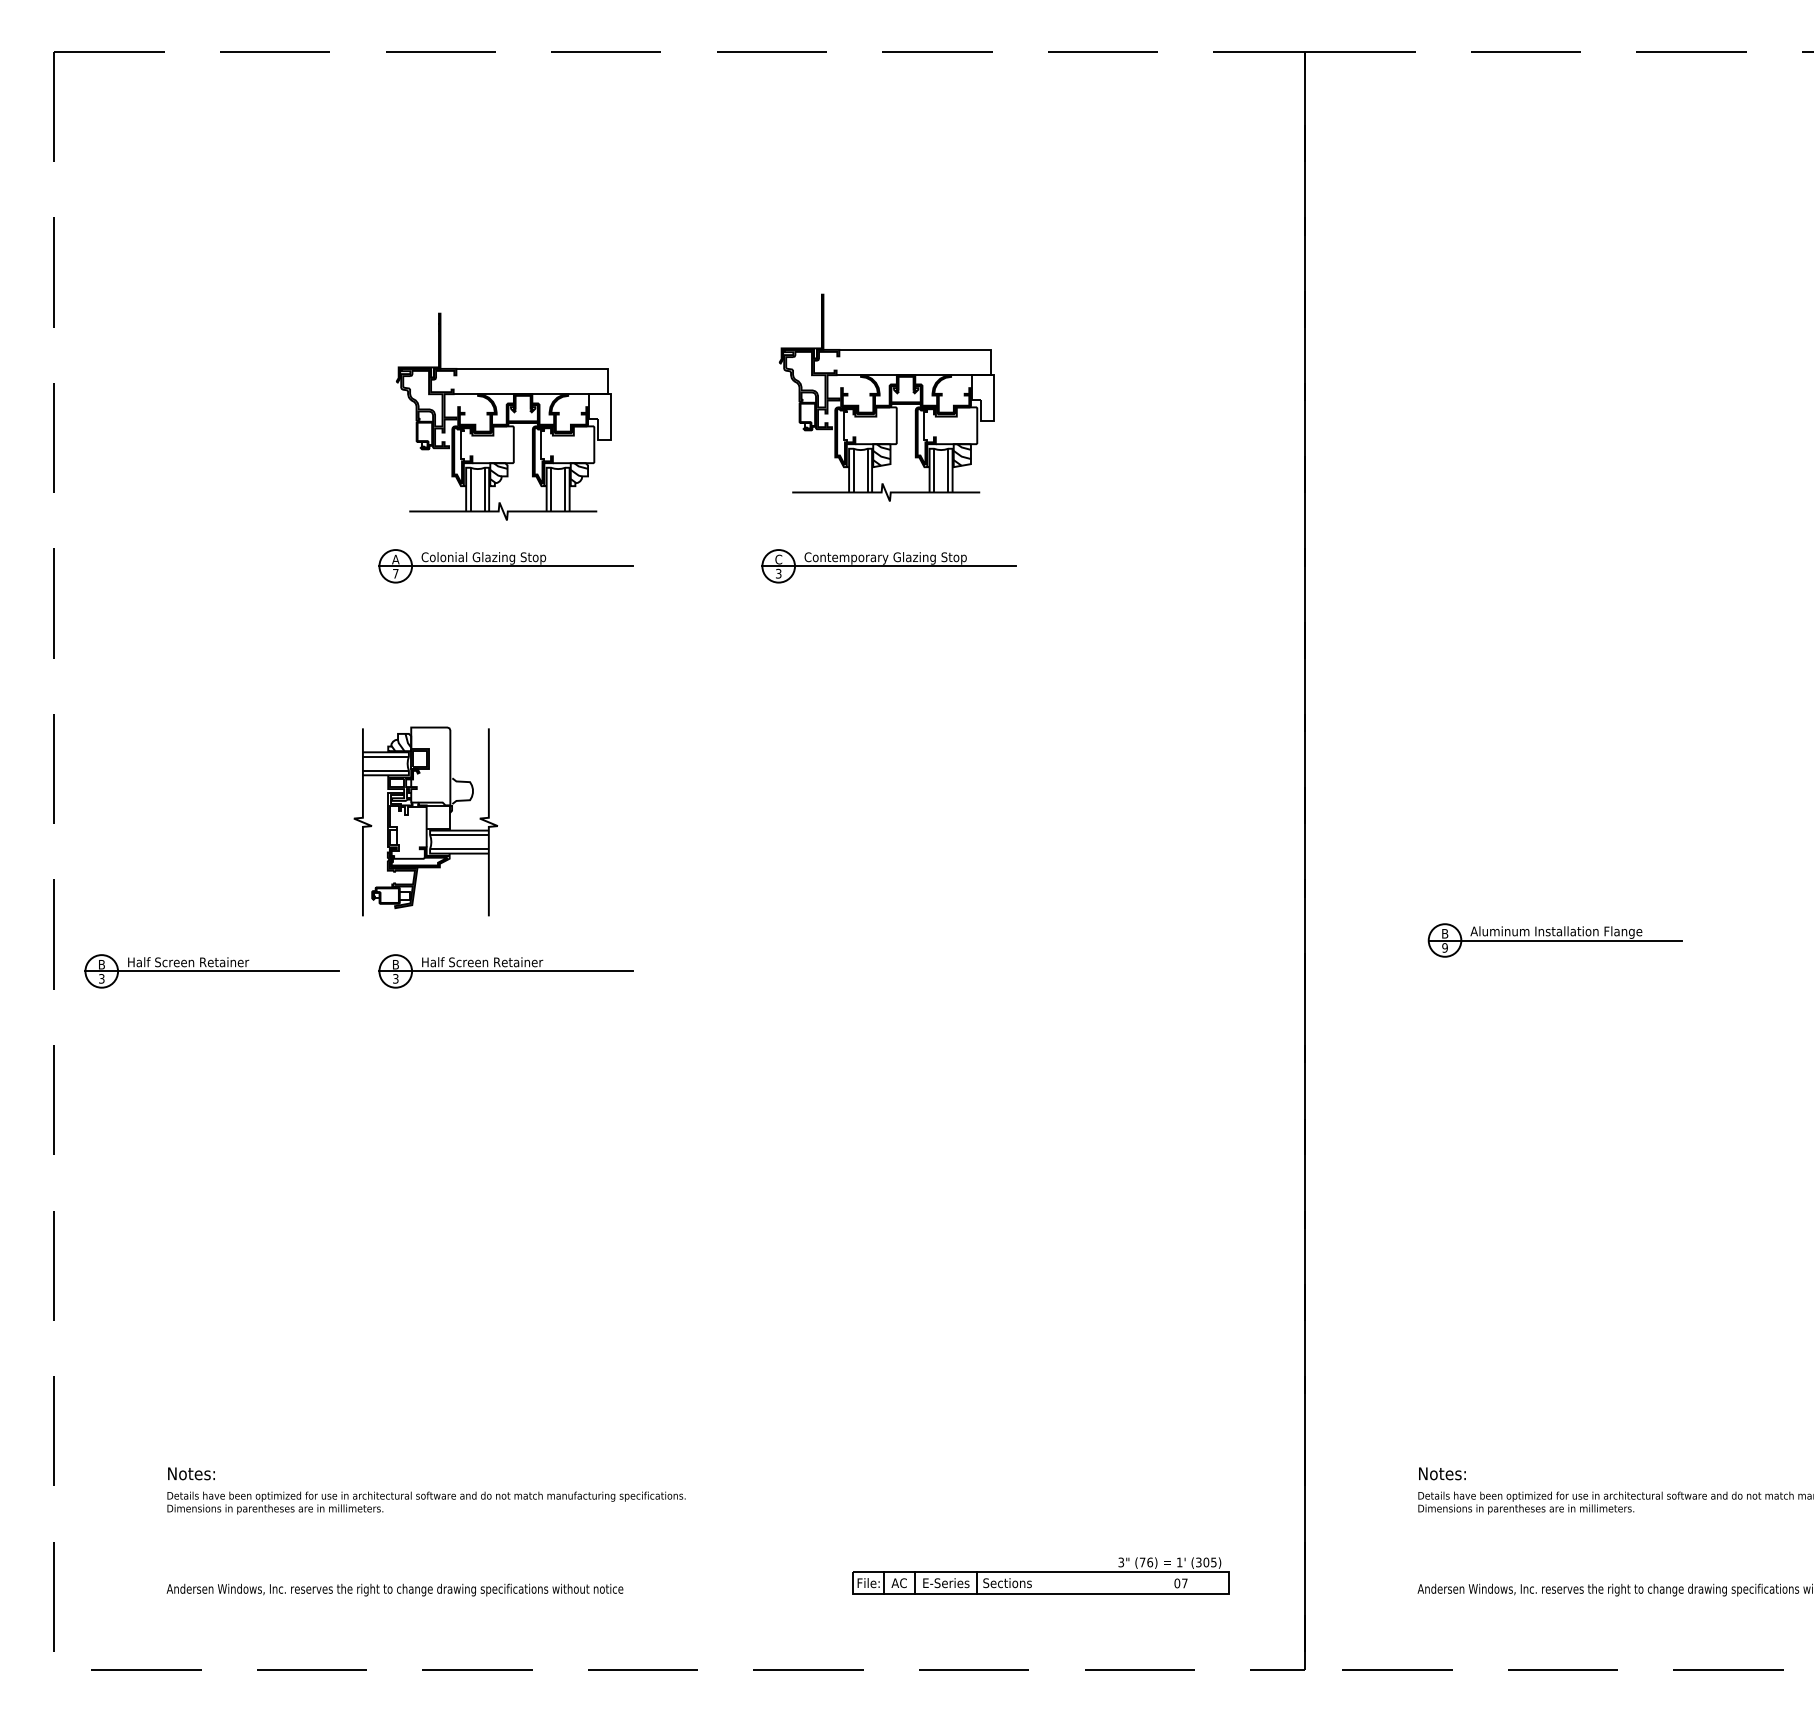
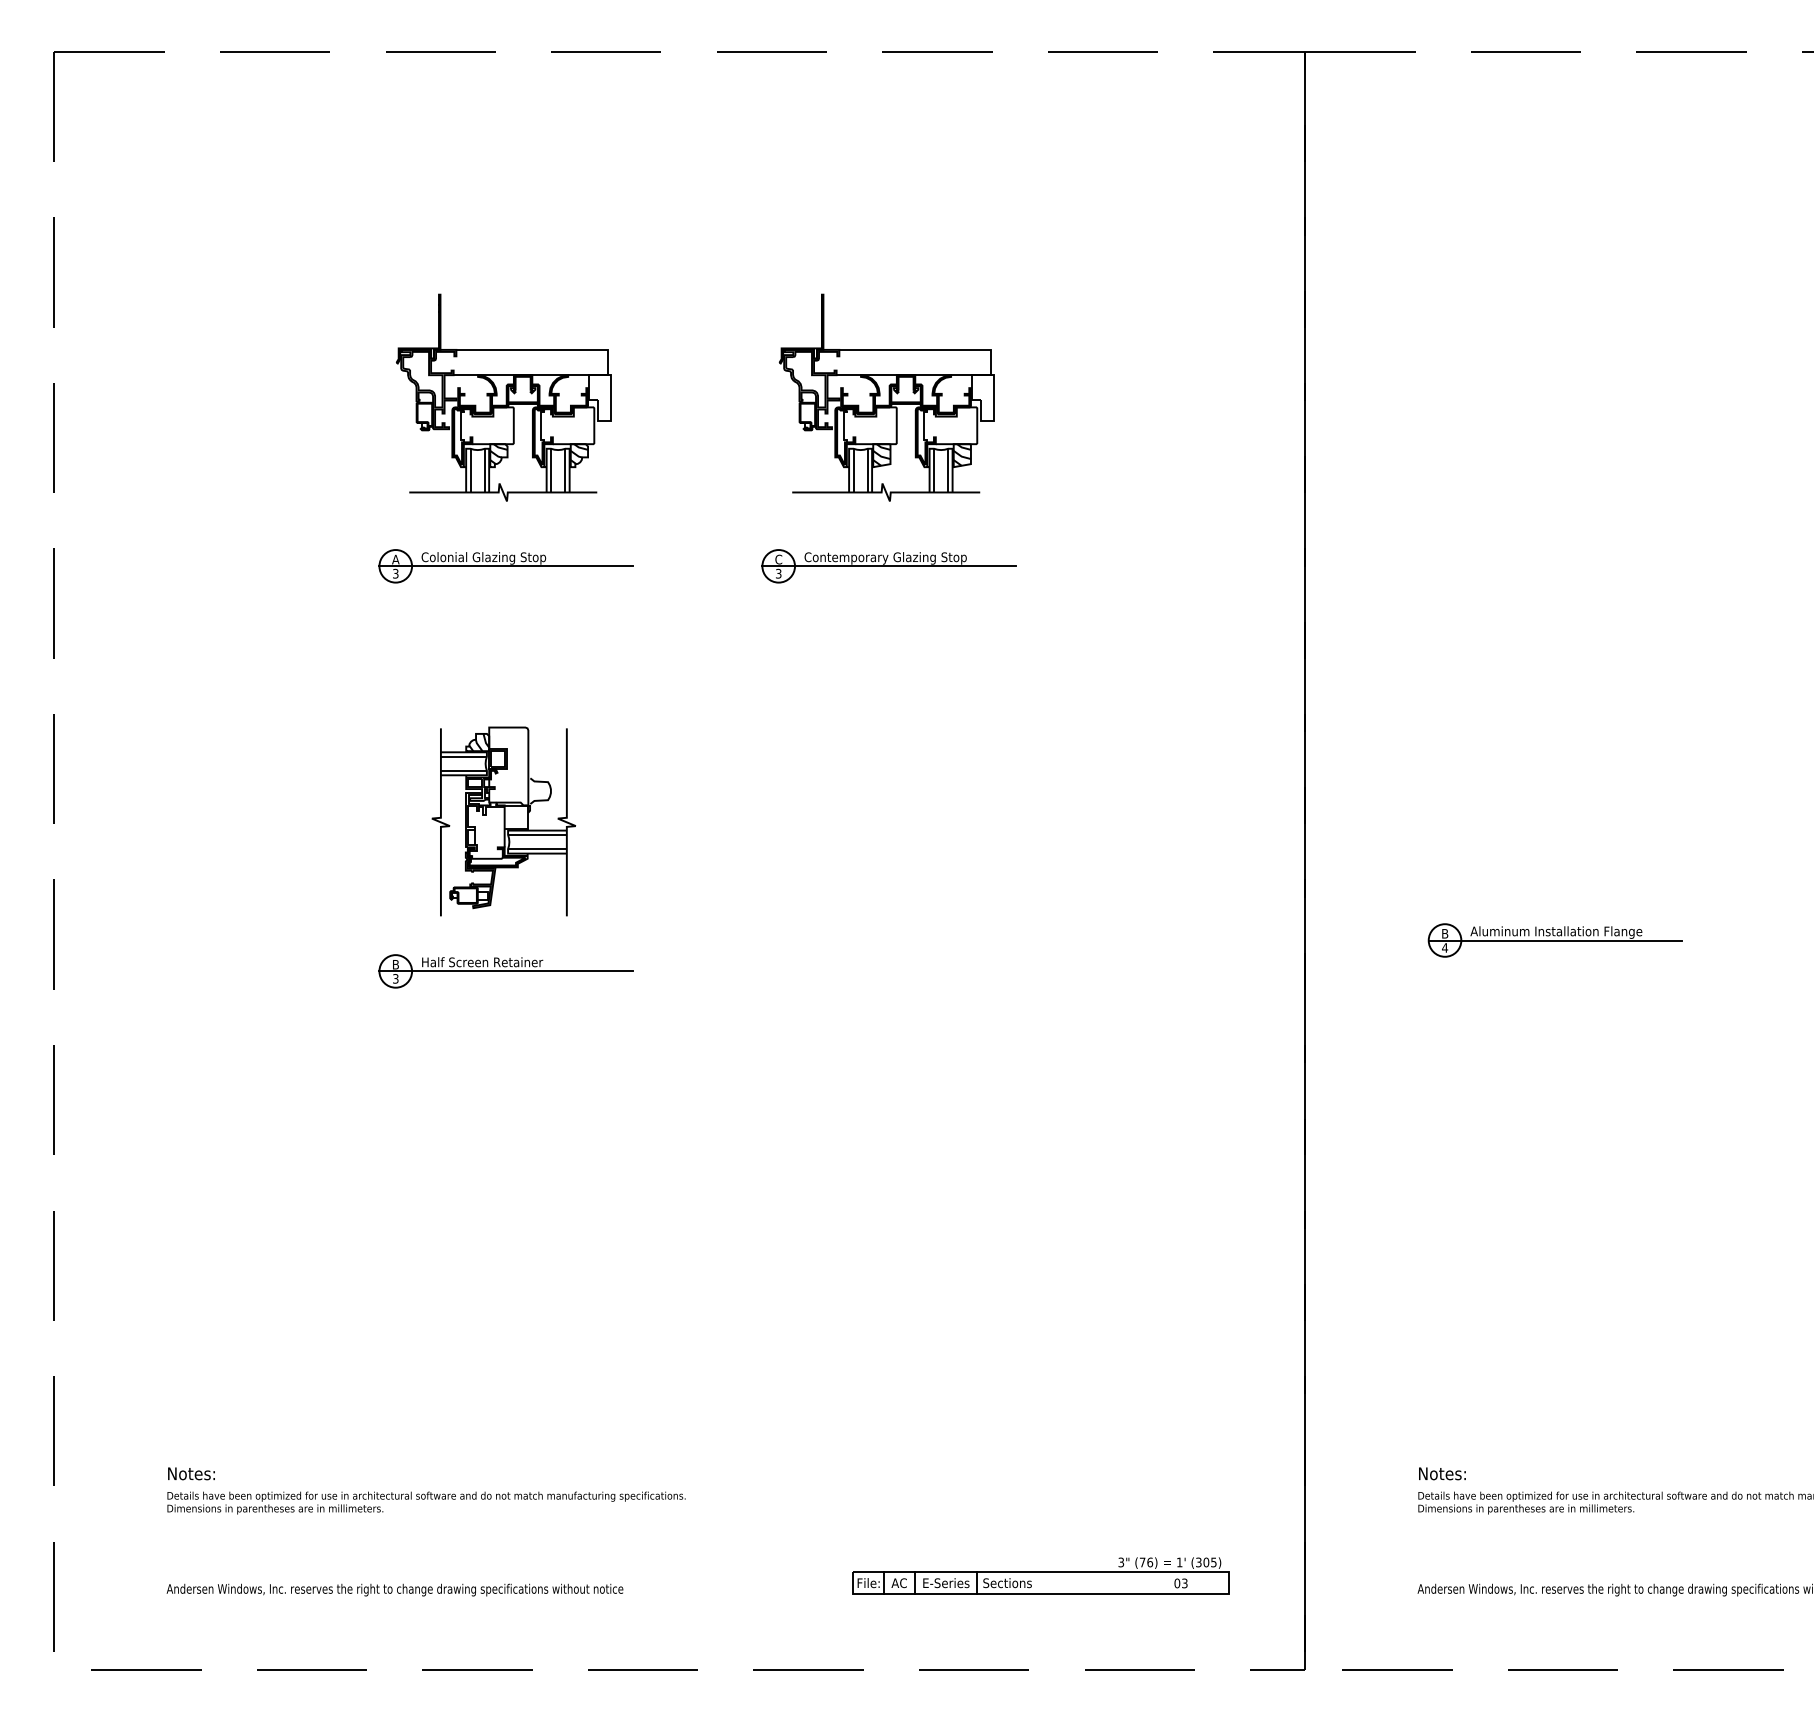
part position: (503, 416) -> (503, 397) (503, 397)
text: 7 -> 3 (395, 573)
part position: (425, 821) -> (503, 821) (503, 821)
text: 9 -> 4 (1445, 947)
part: present -> none (211, 971)
text: 07 -> 03 (1184, 1583)
